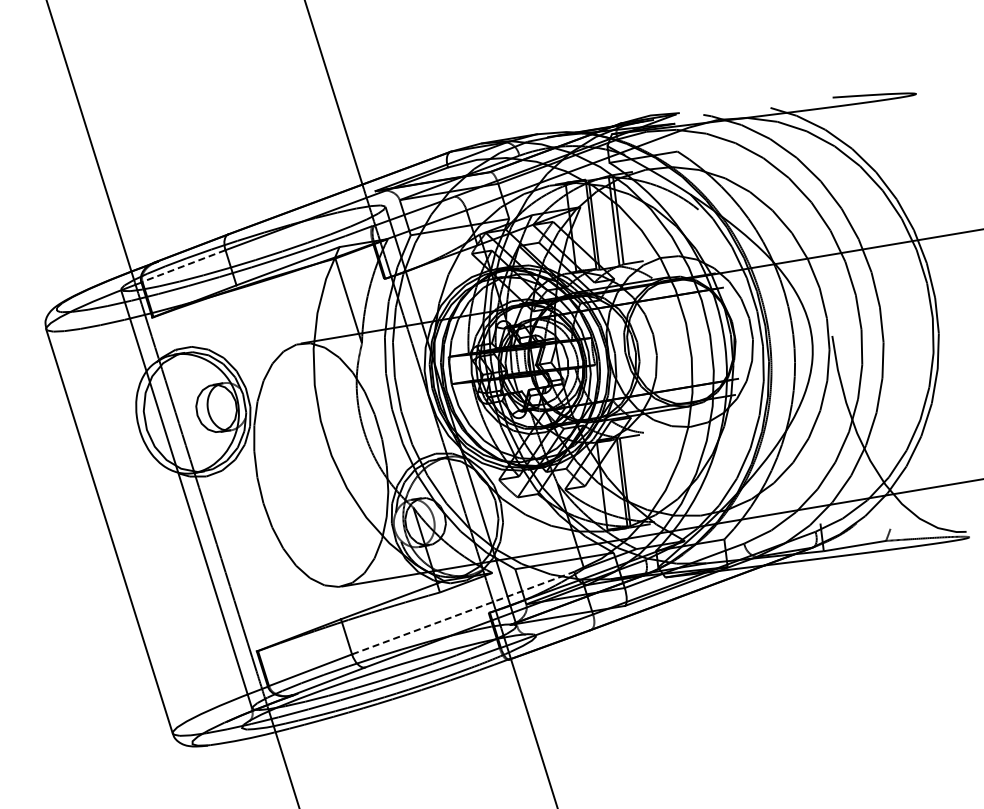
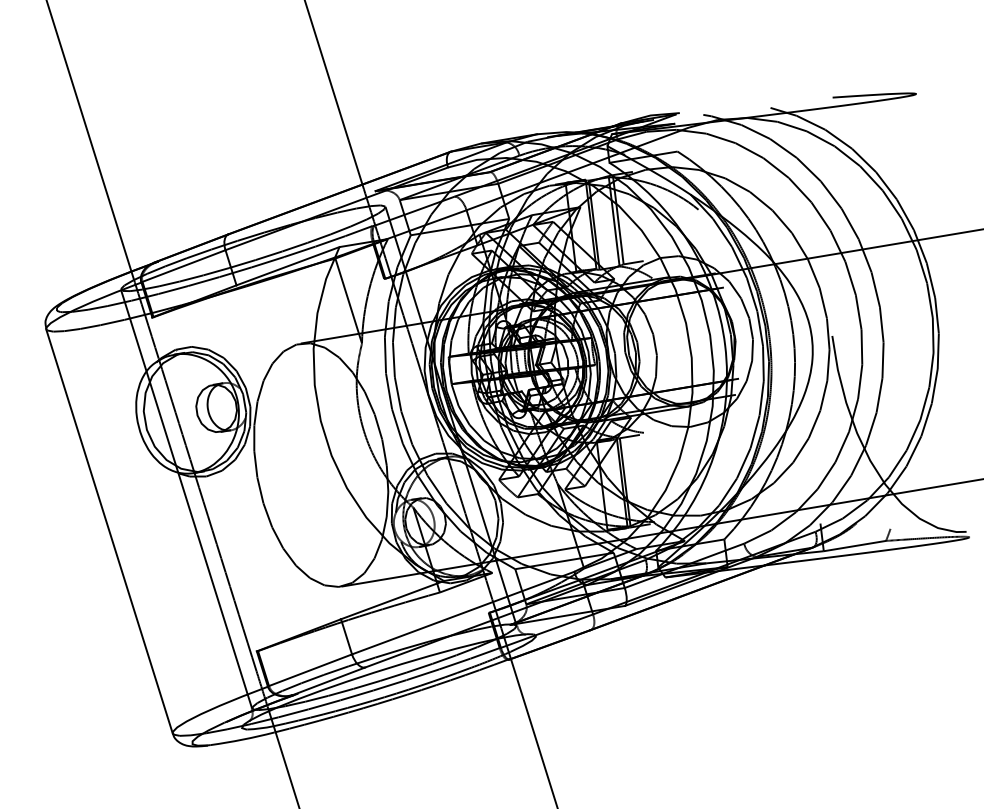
line: dashed -> solid (182, 266)
line: dashed -> solid (463, 613)
